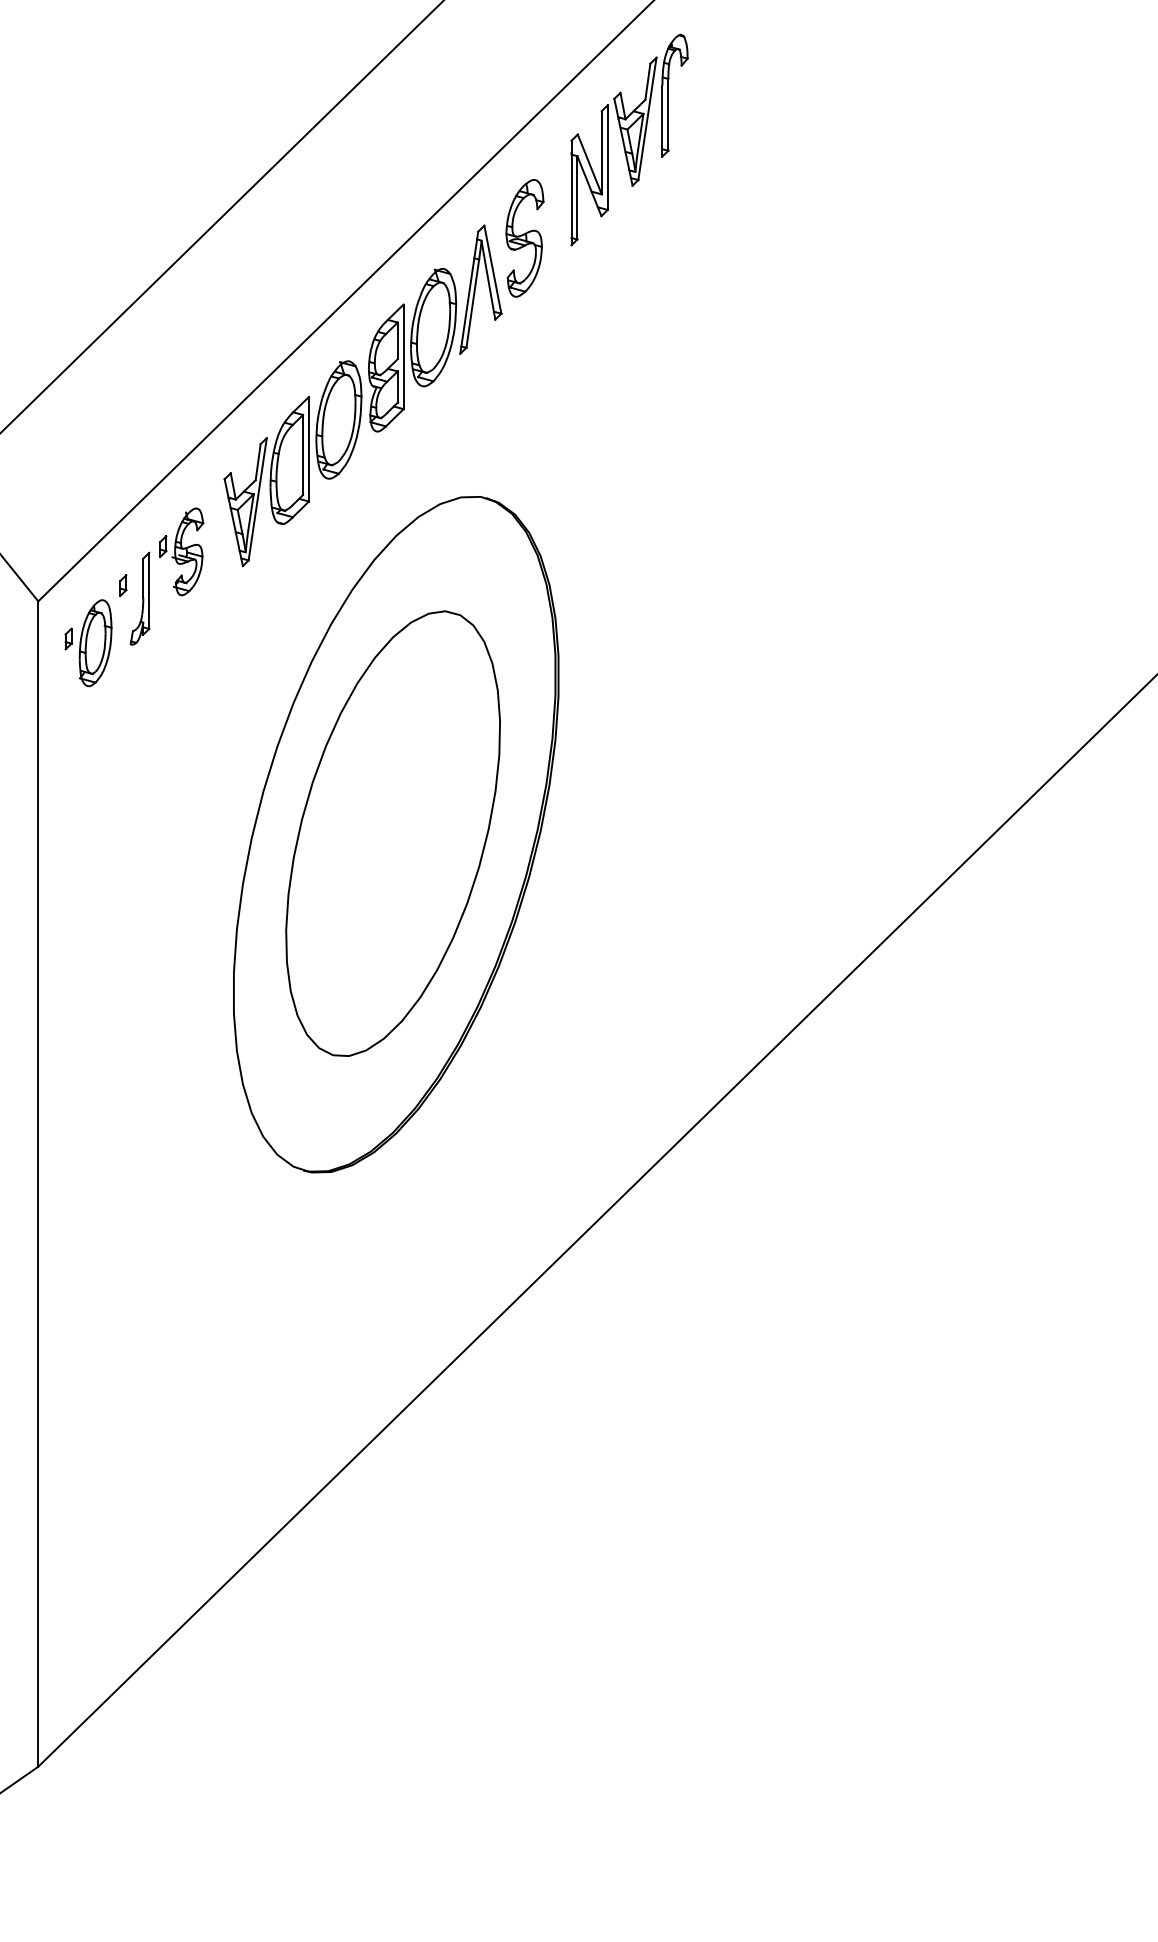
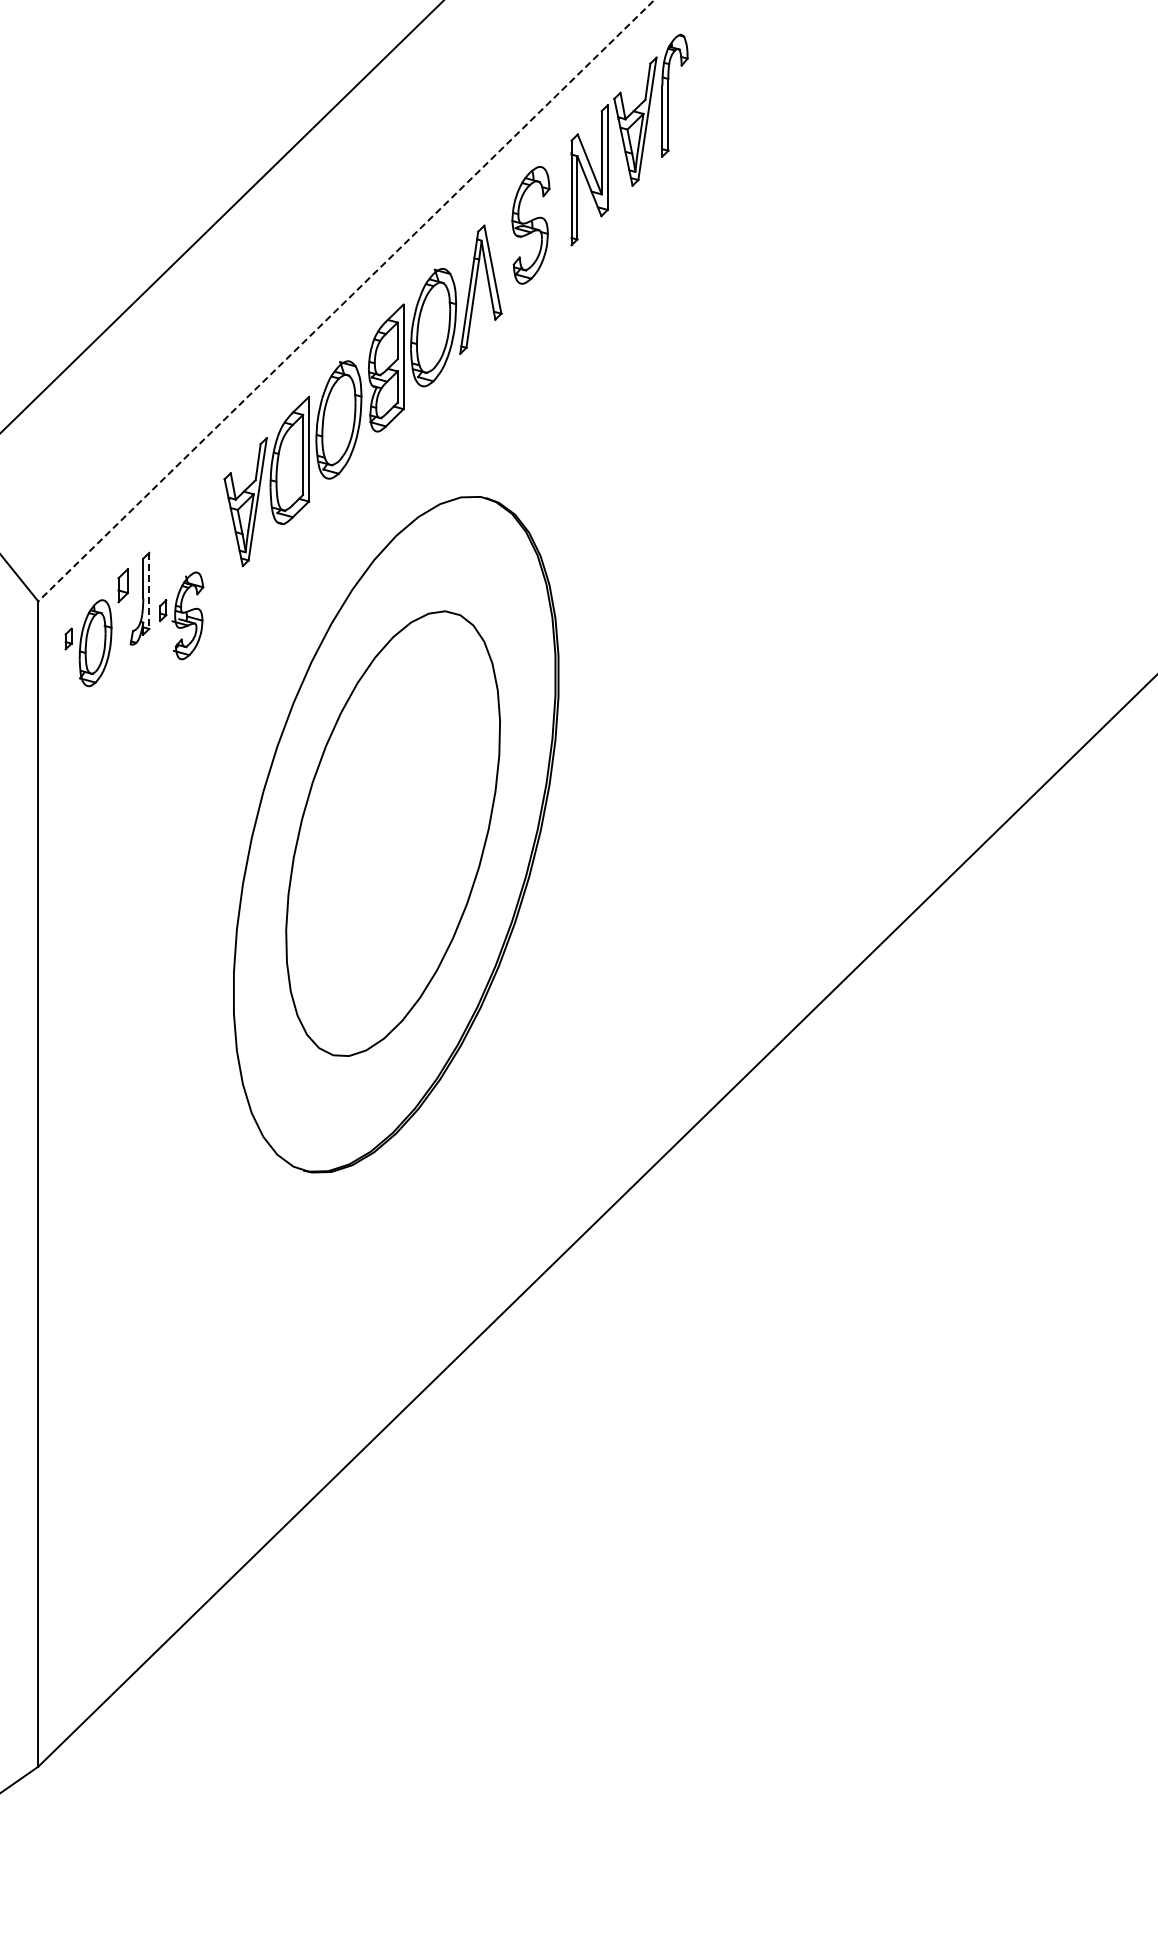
part position: (524, 238) -> (530, 225) (530, 225)
line: solid -> dashed (345, 301)
part position: (181, 551) -> (181, 615) (181, 615)
part size: 9x23 px -> 12x36 px (122, 585)
line: solid -> dashed (149, 591)
